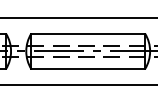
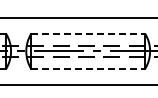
line: solid -> dashed (88, 33)
line: solid -> dashed (88, 69)
